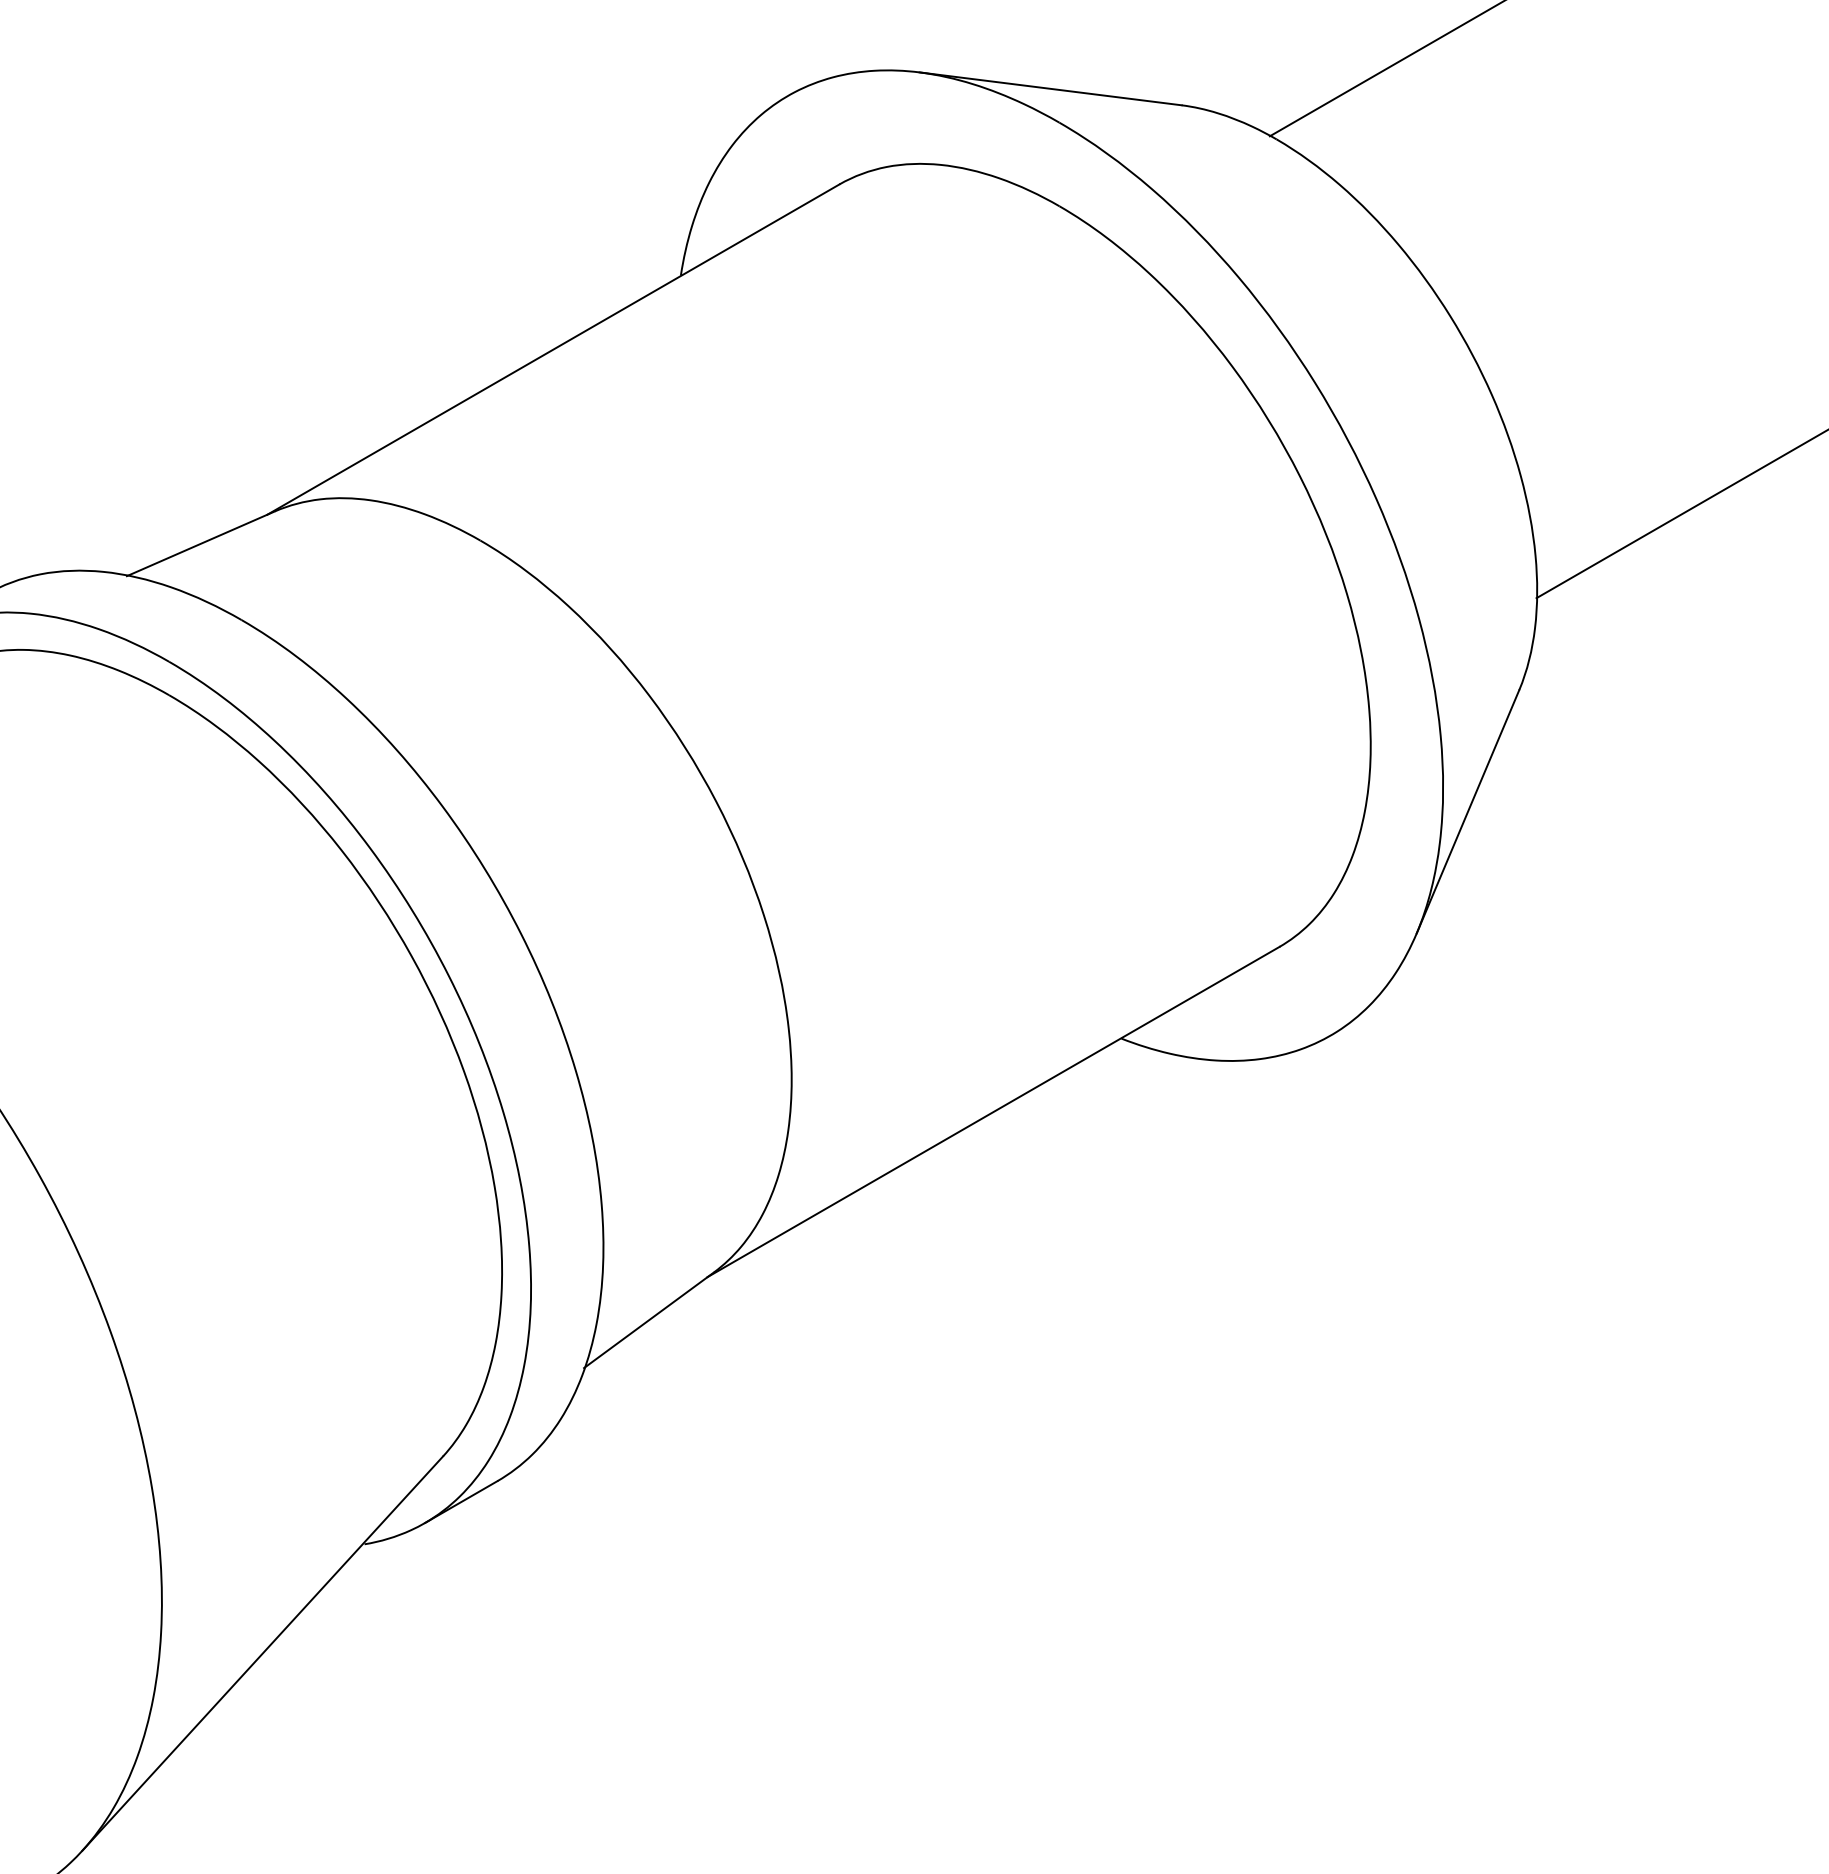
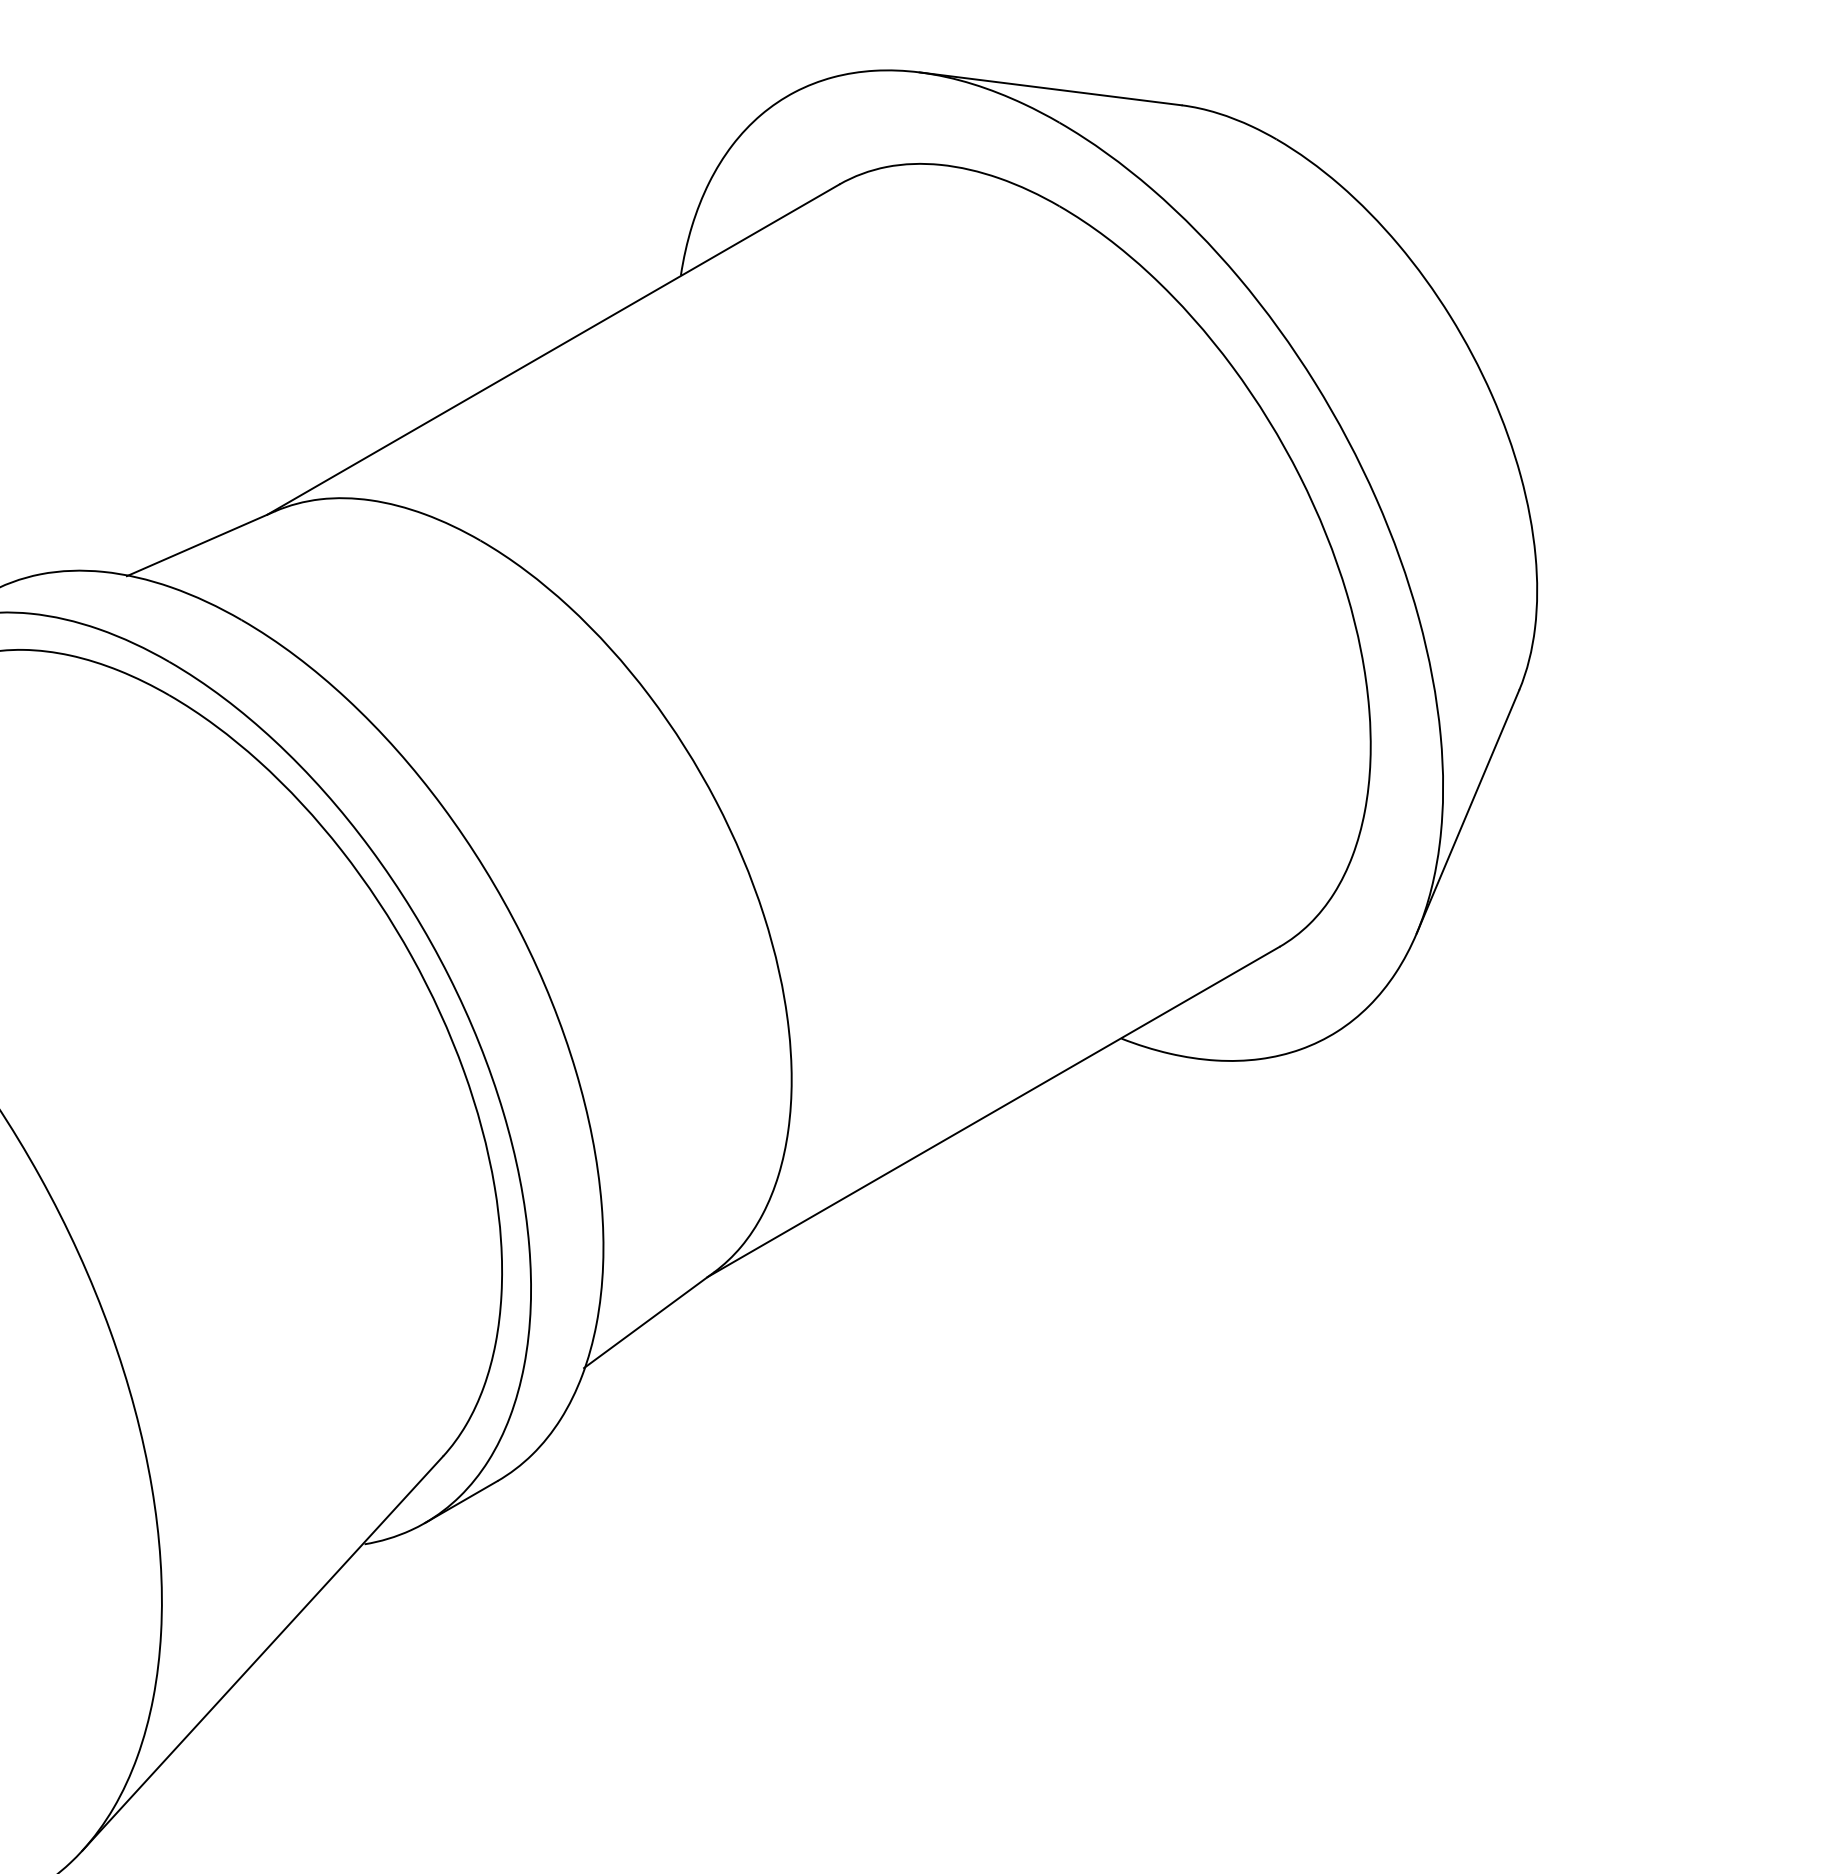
line: present -> none (1385, 69)
line: present -> none (1680, 514)
